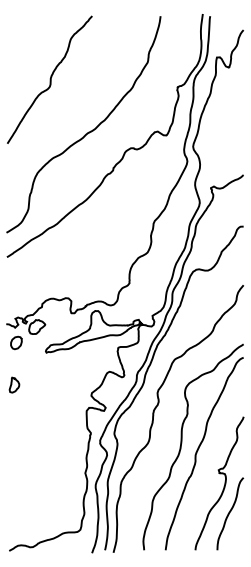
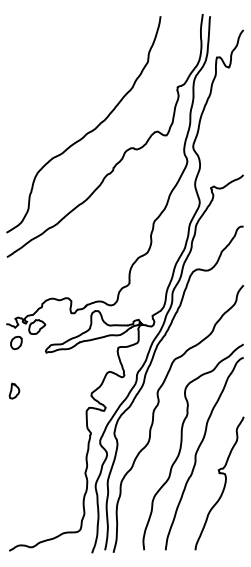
curve: present -> none (49, 79)
part position: (14, 384) -> (14, 390) (14, 390)
curve: present -> none (230, 513)
